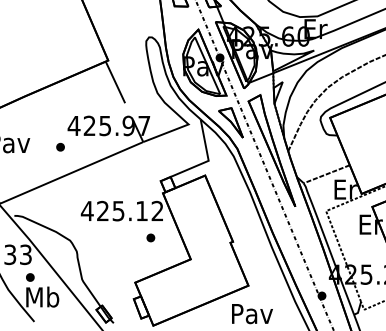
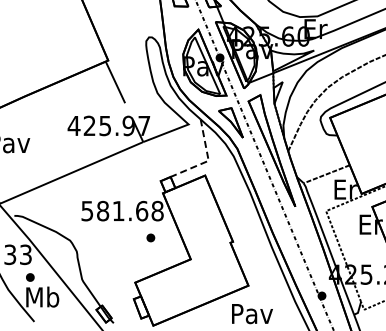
part: present -> none (60, 147)
line: solid -> dashed (208, 160)
text: 425.12 -> 581.68 (121, 210)
